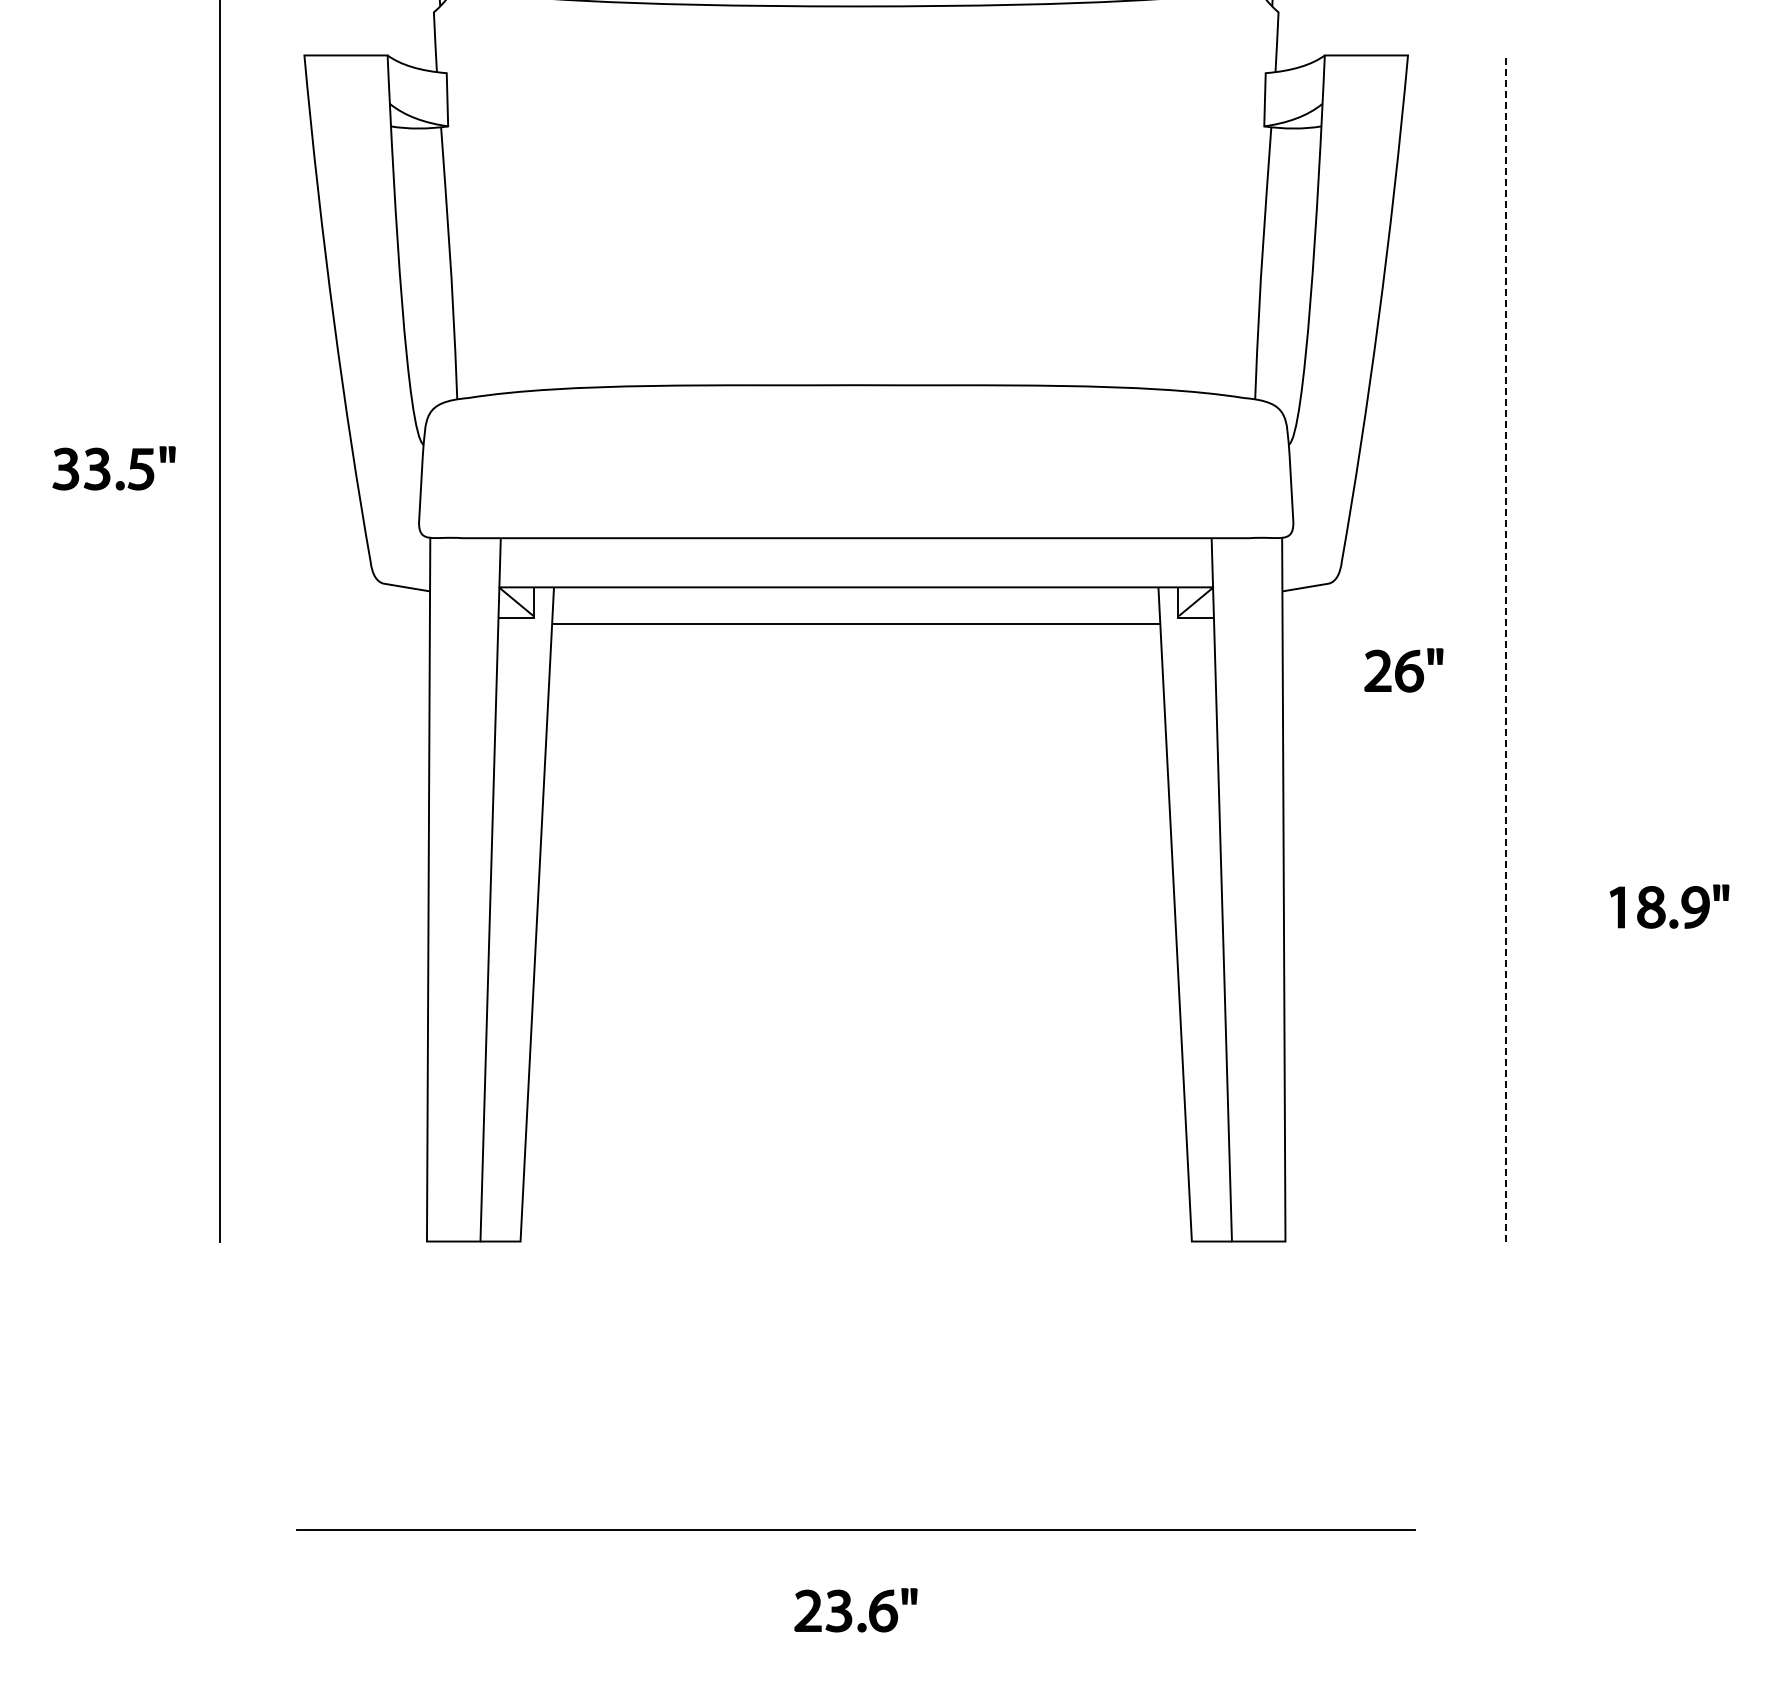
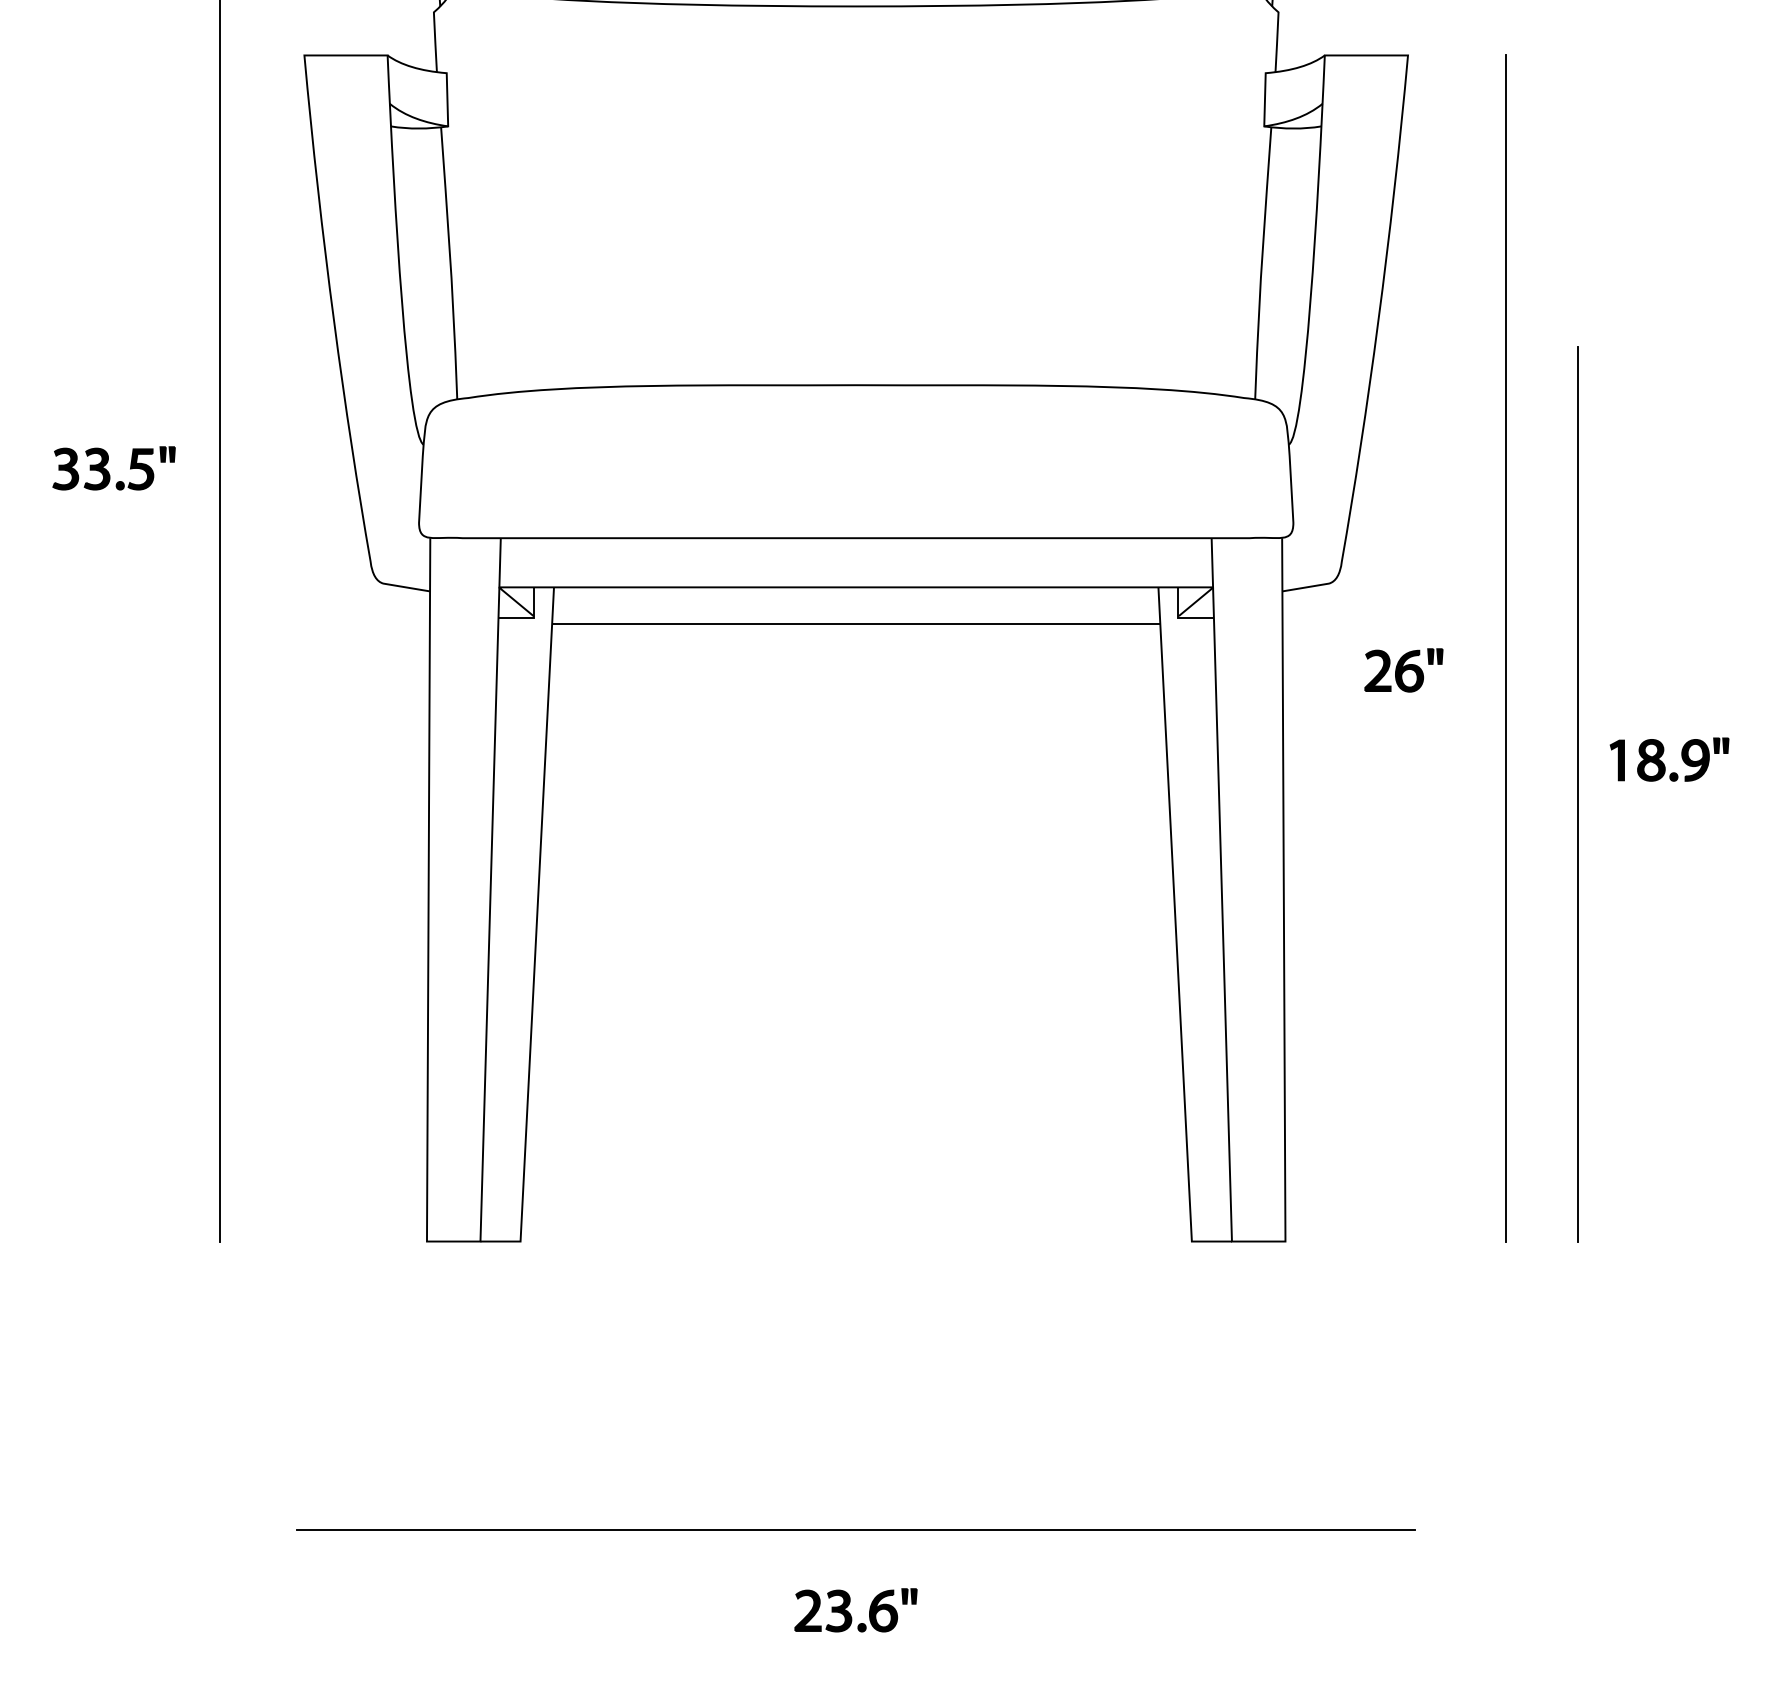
line: dashed -> solid (1506, 647)
line: none -> present (1578, 794)
part position: (1664, 910) -> (1664, 763) (1664, 763)
